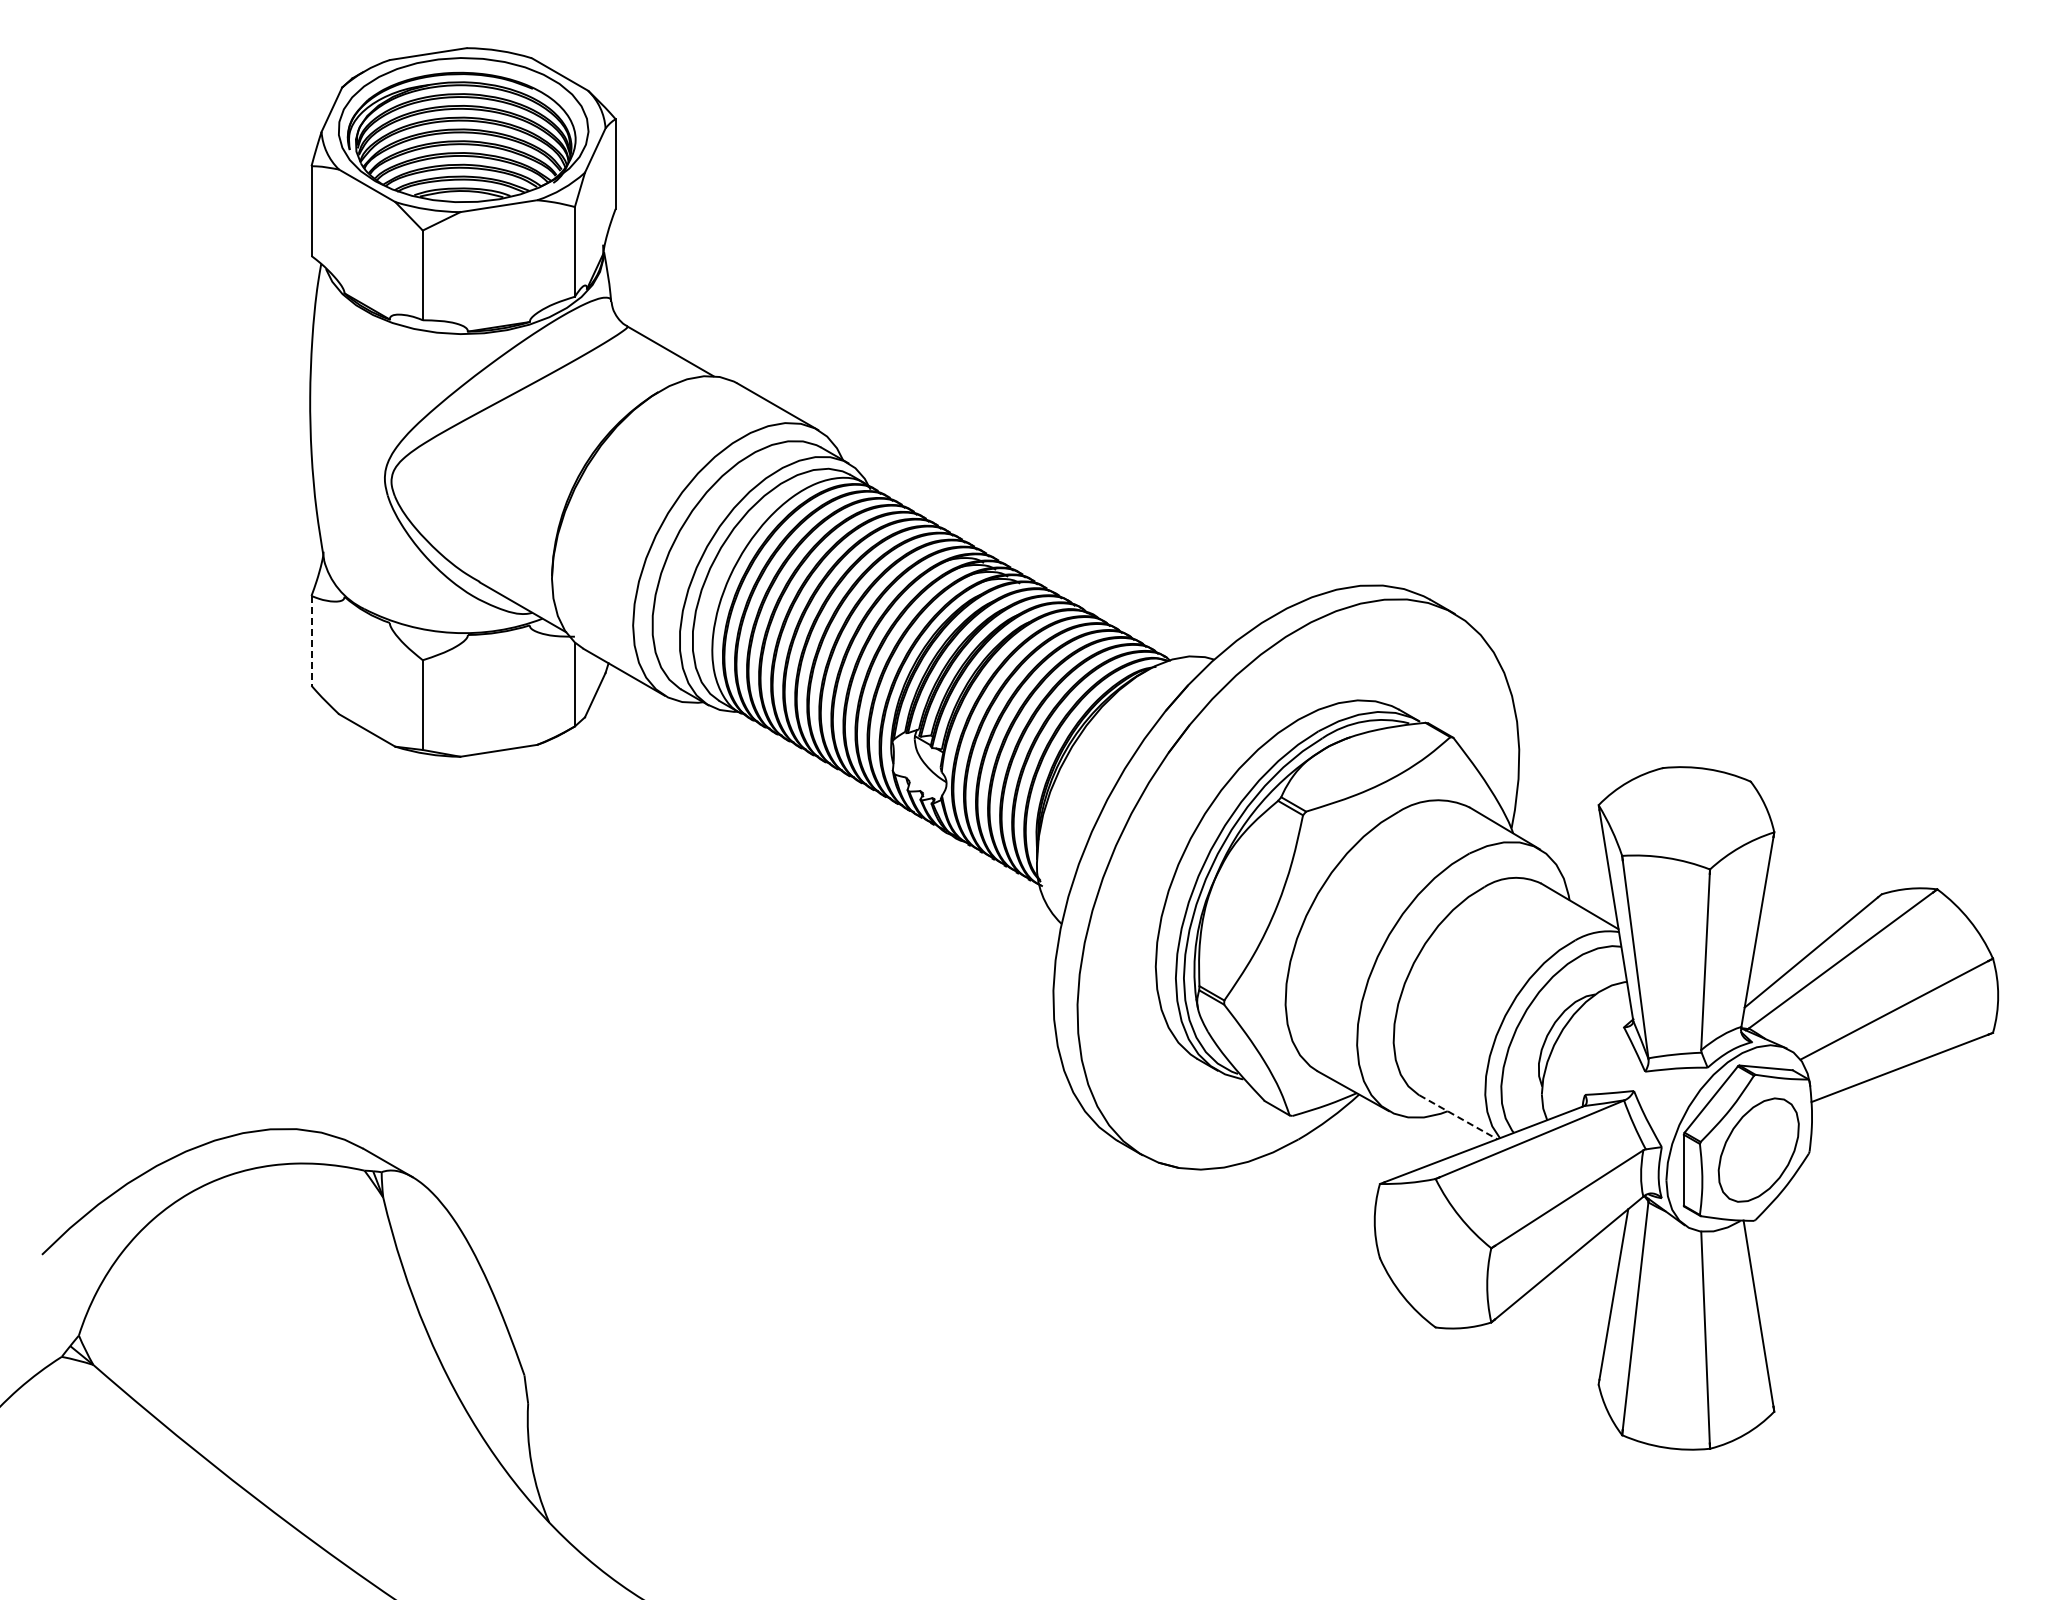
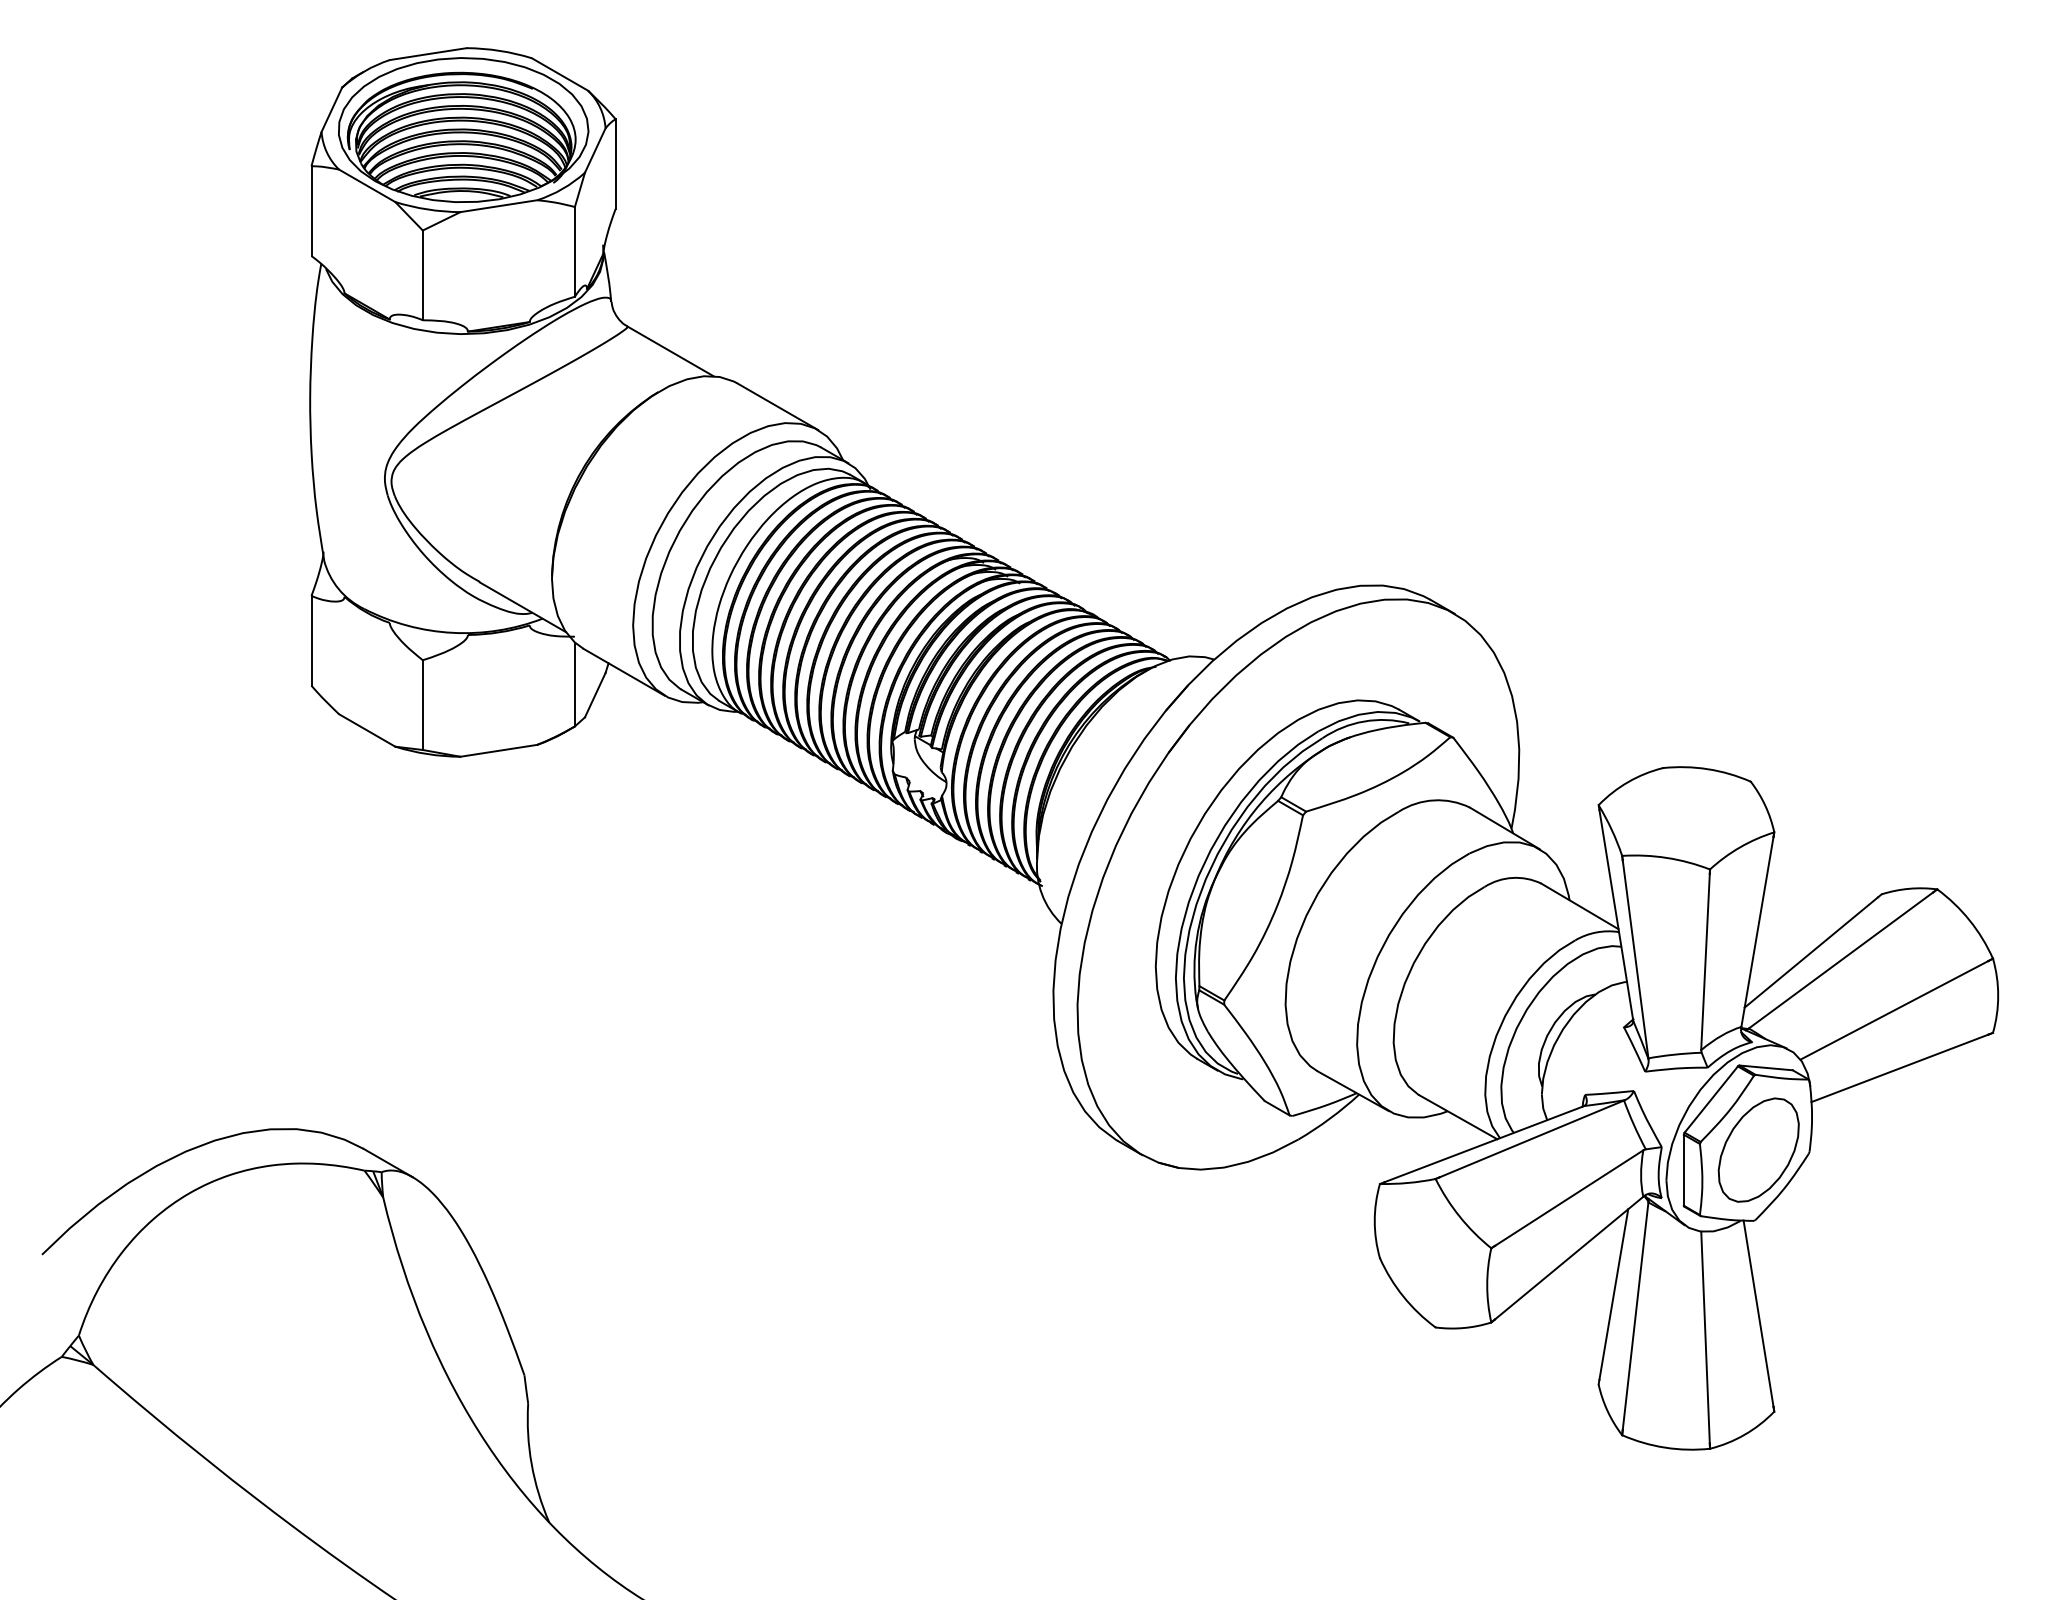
line: dashed -> solid (311, 640)
line: dashed -> solid (1458, 1117)
